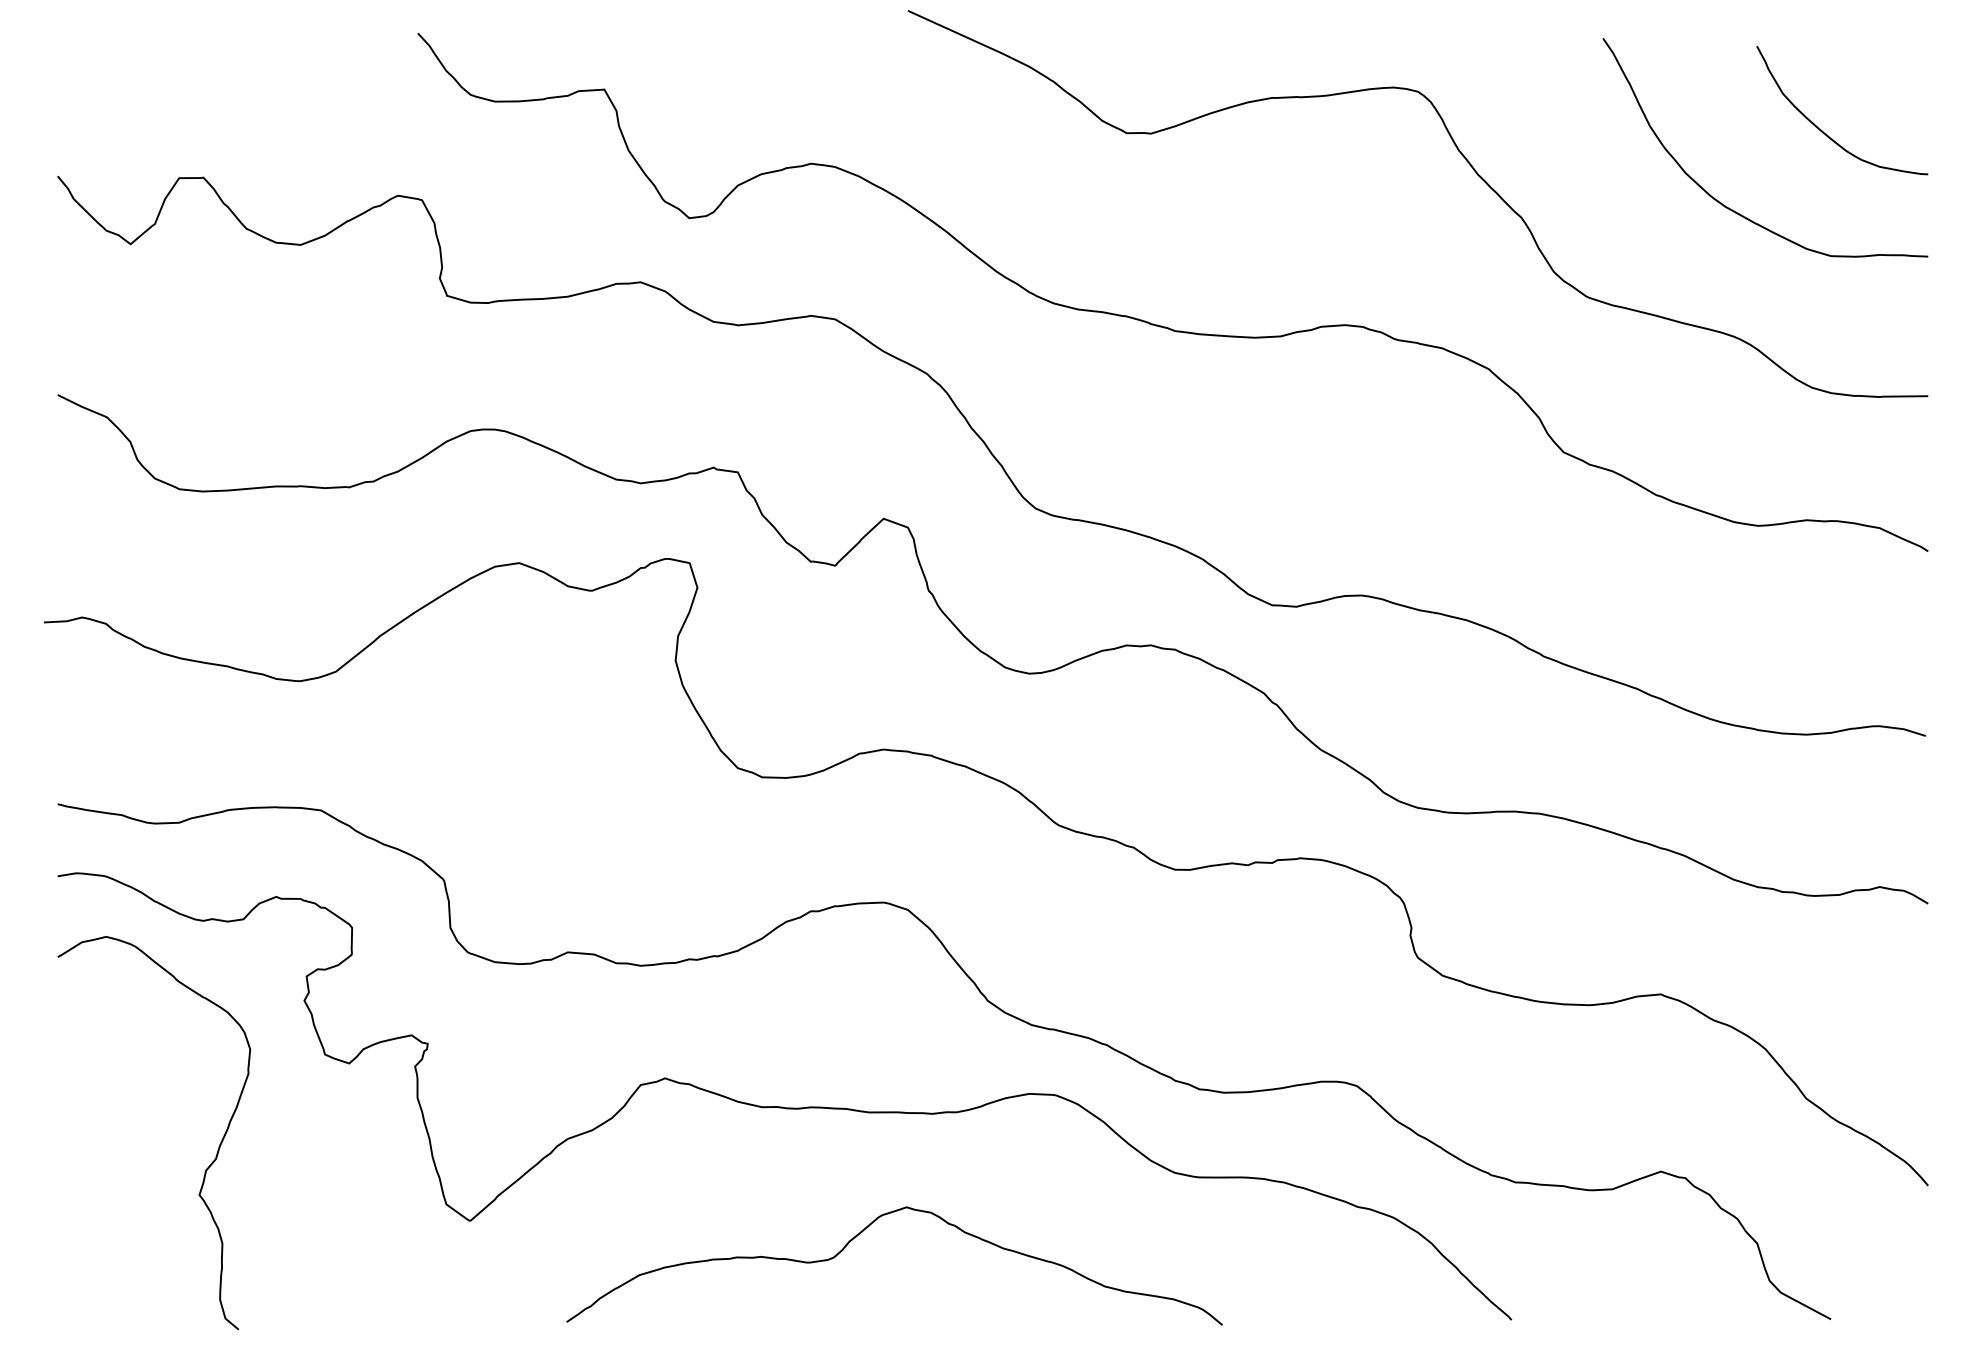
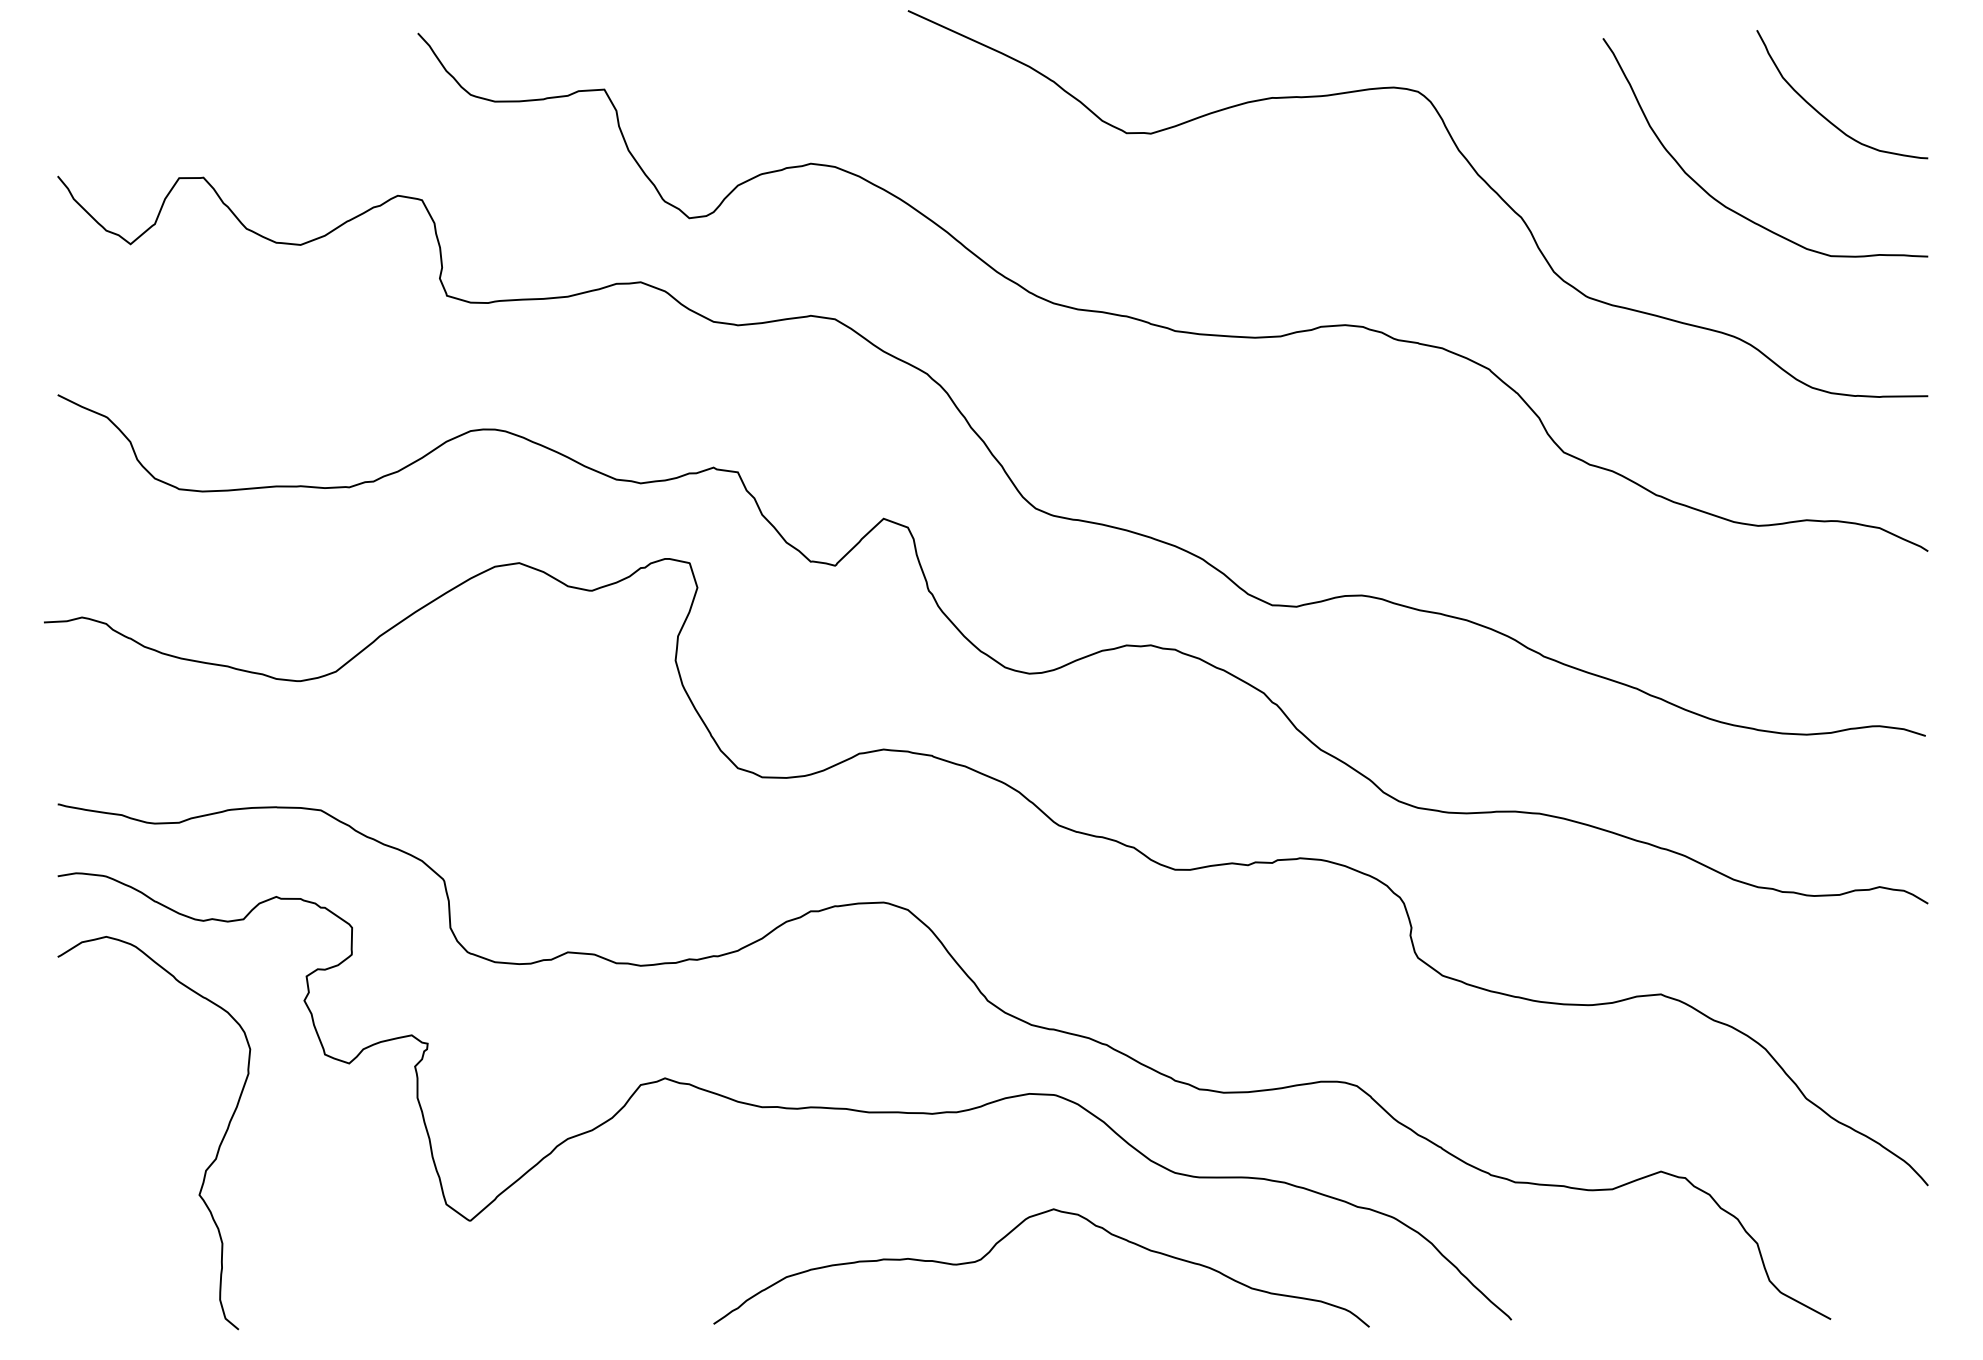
curve position: (1826, 133) -> (1826, 117) (1826, 117)
curve position: (867, 1228) -> (1014, 1230) (1014, 1230)
